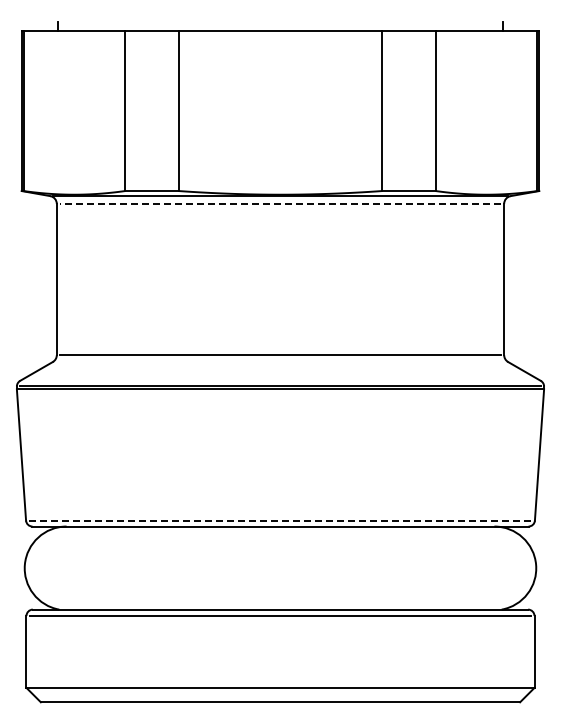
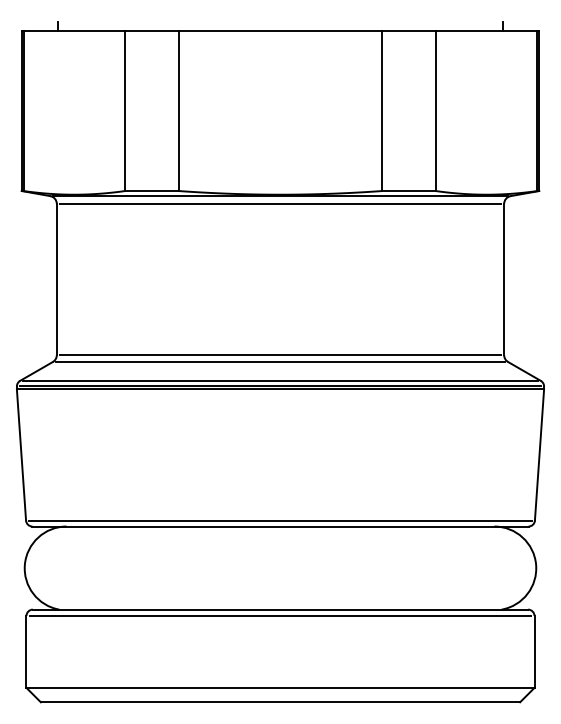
line: dashed -> solid (280, 203)
line: none -> present (280, 362)
line: none -> present (280, 380)
line: dashed -> solid (280, 520)
